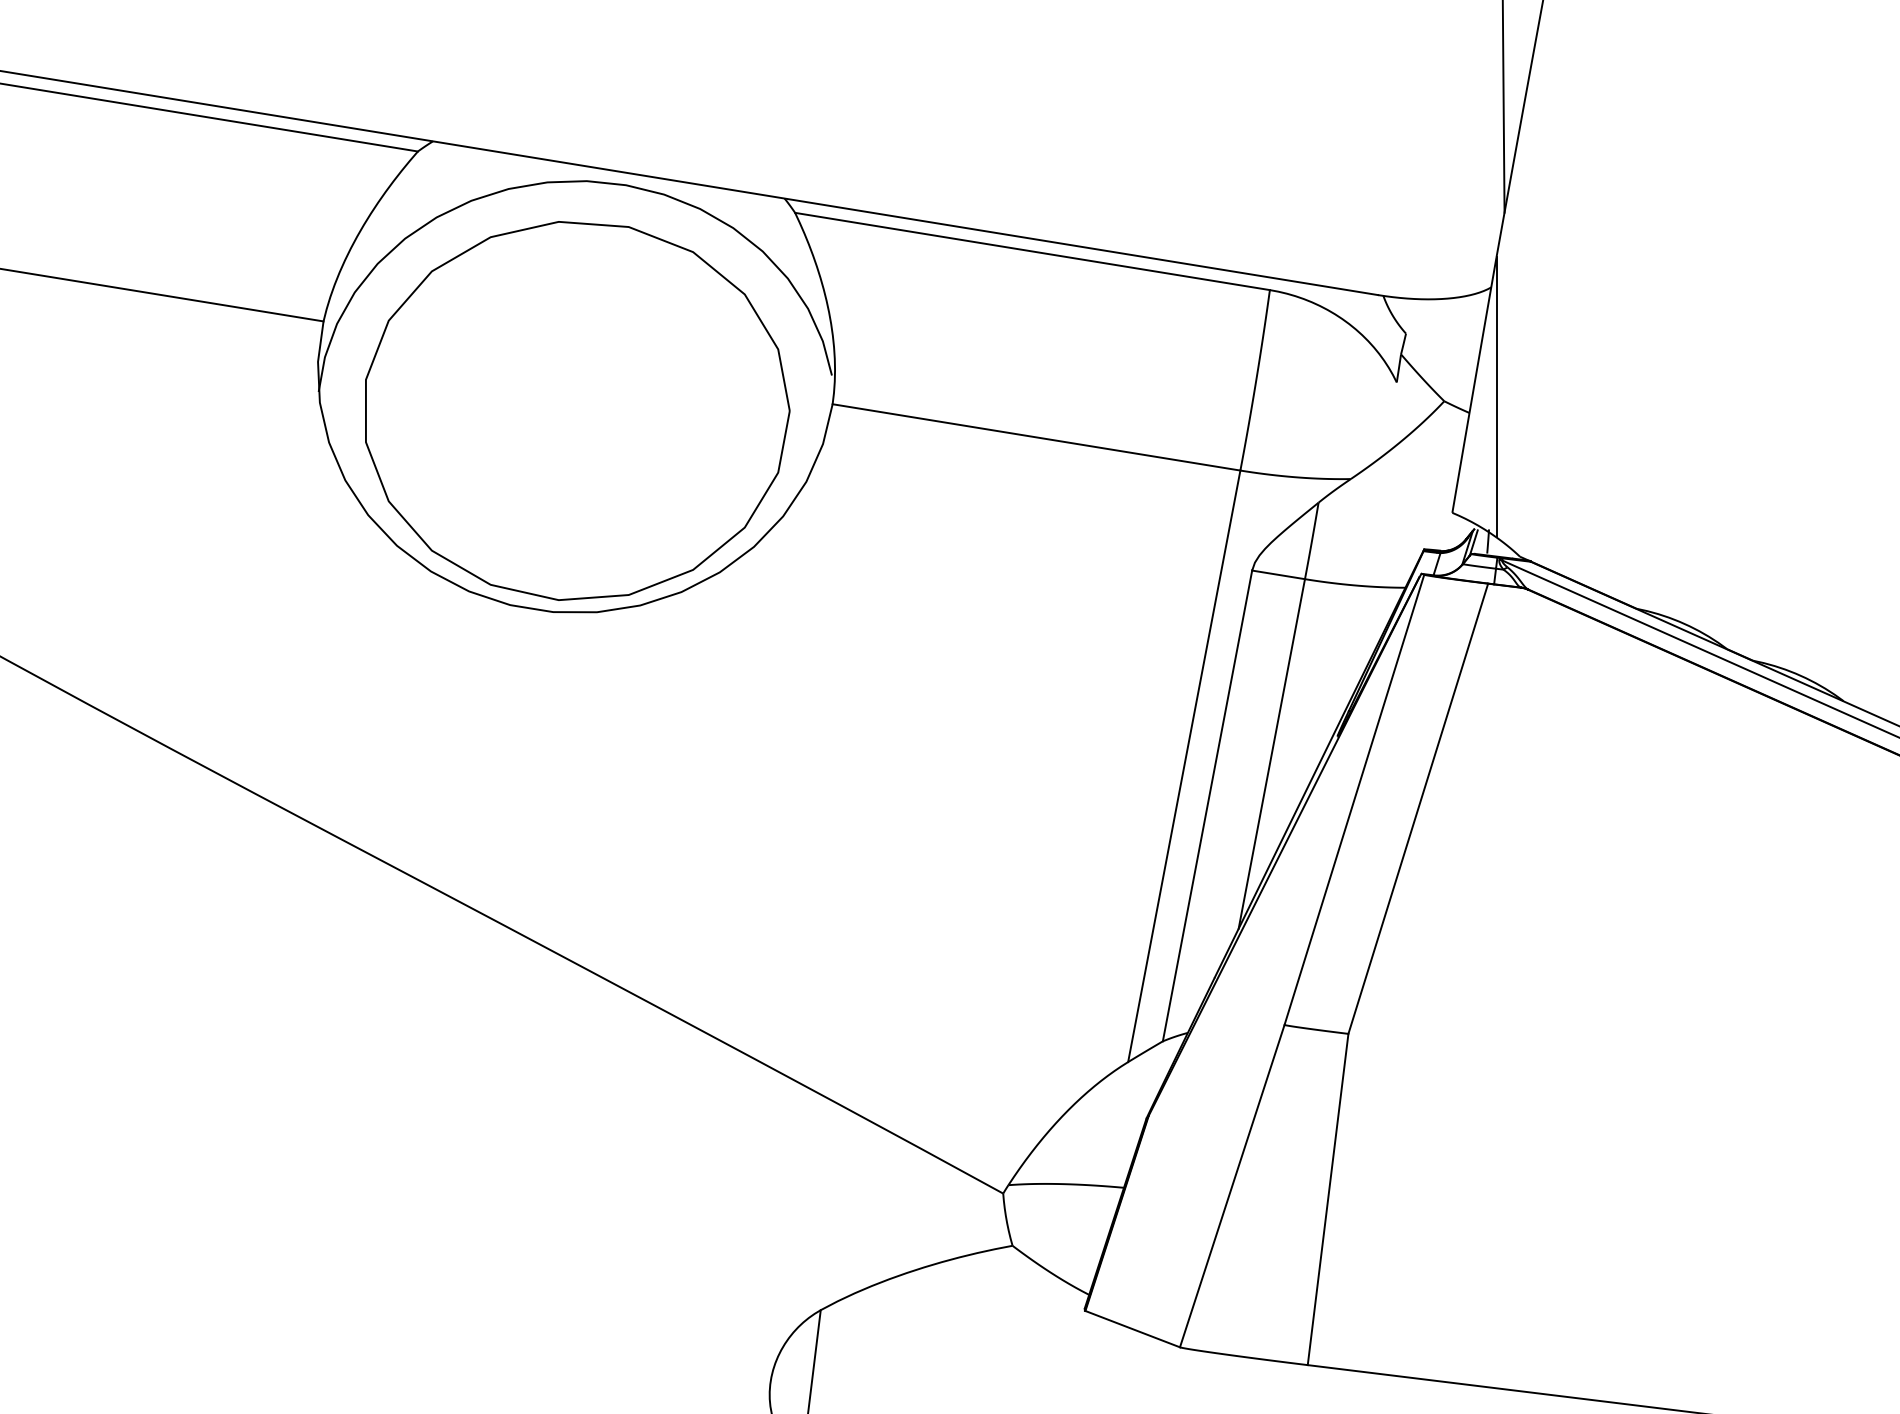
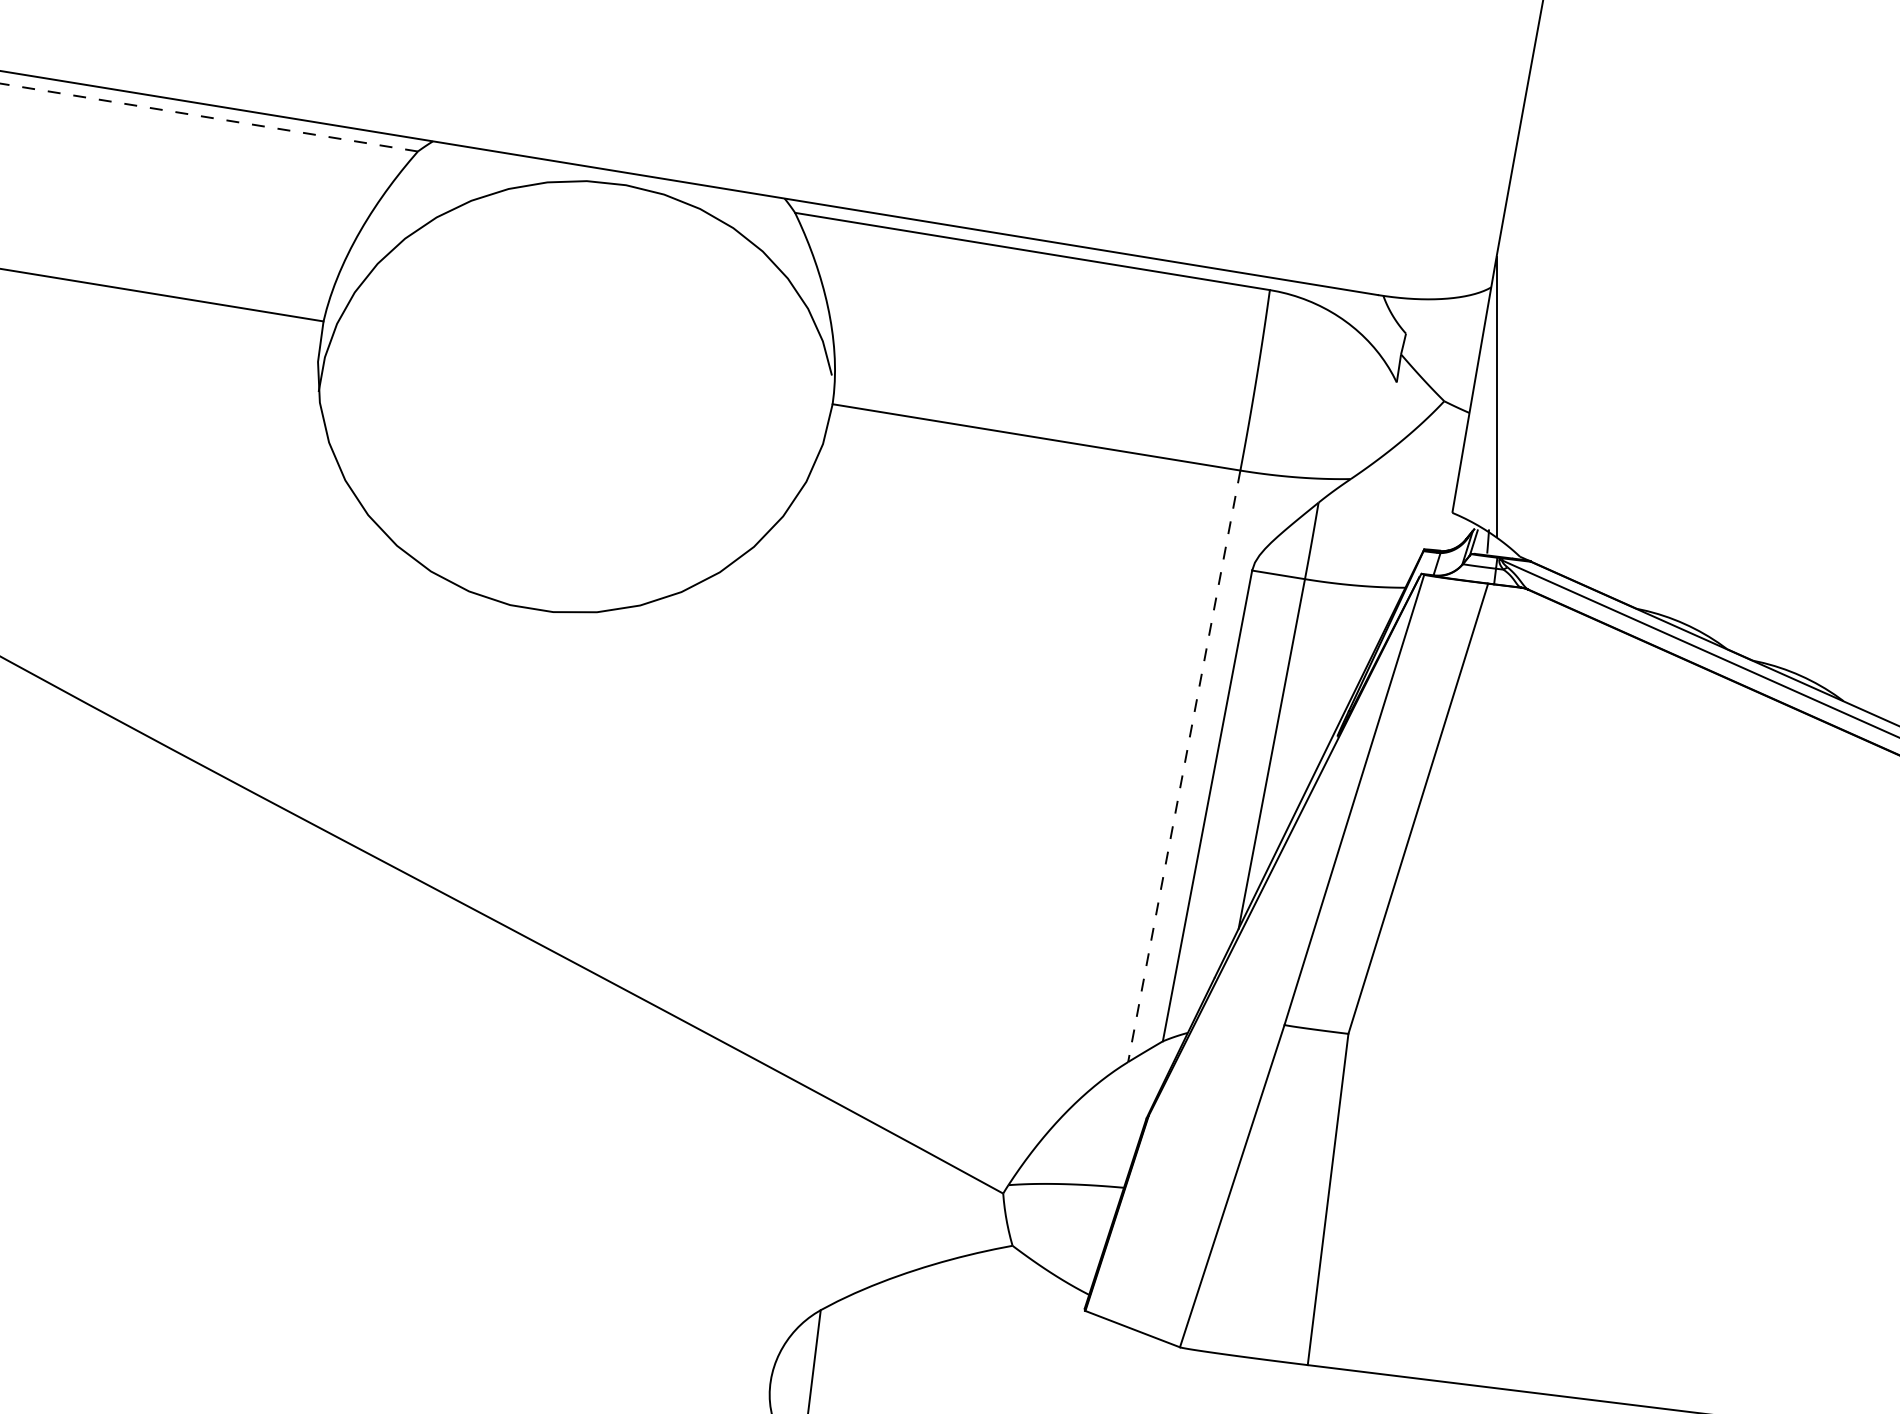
line: present -> none (1503, 107)
line: solid -> dashed (208, 117)
part: present -> none (577, 410)
line: solid -> dashed (1184, 766)
